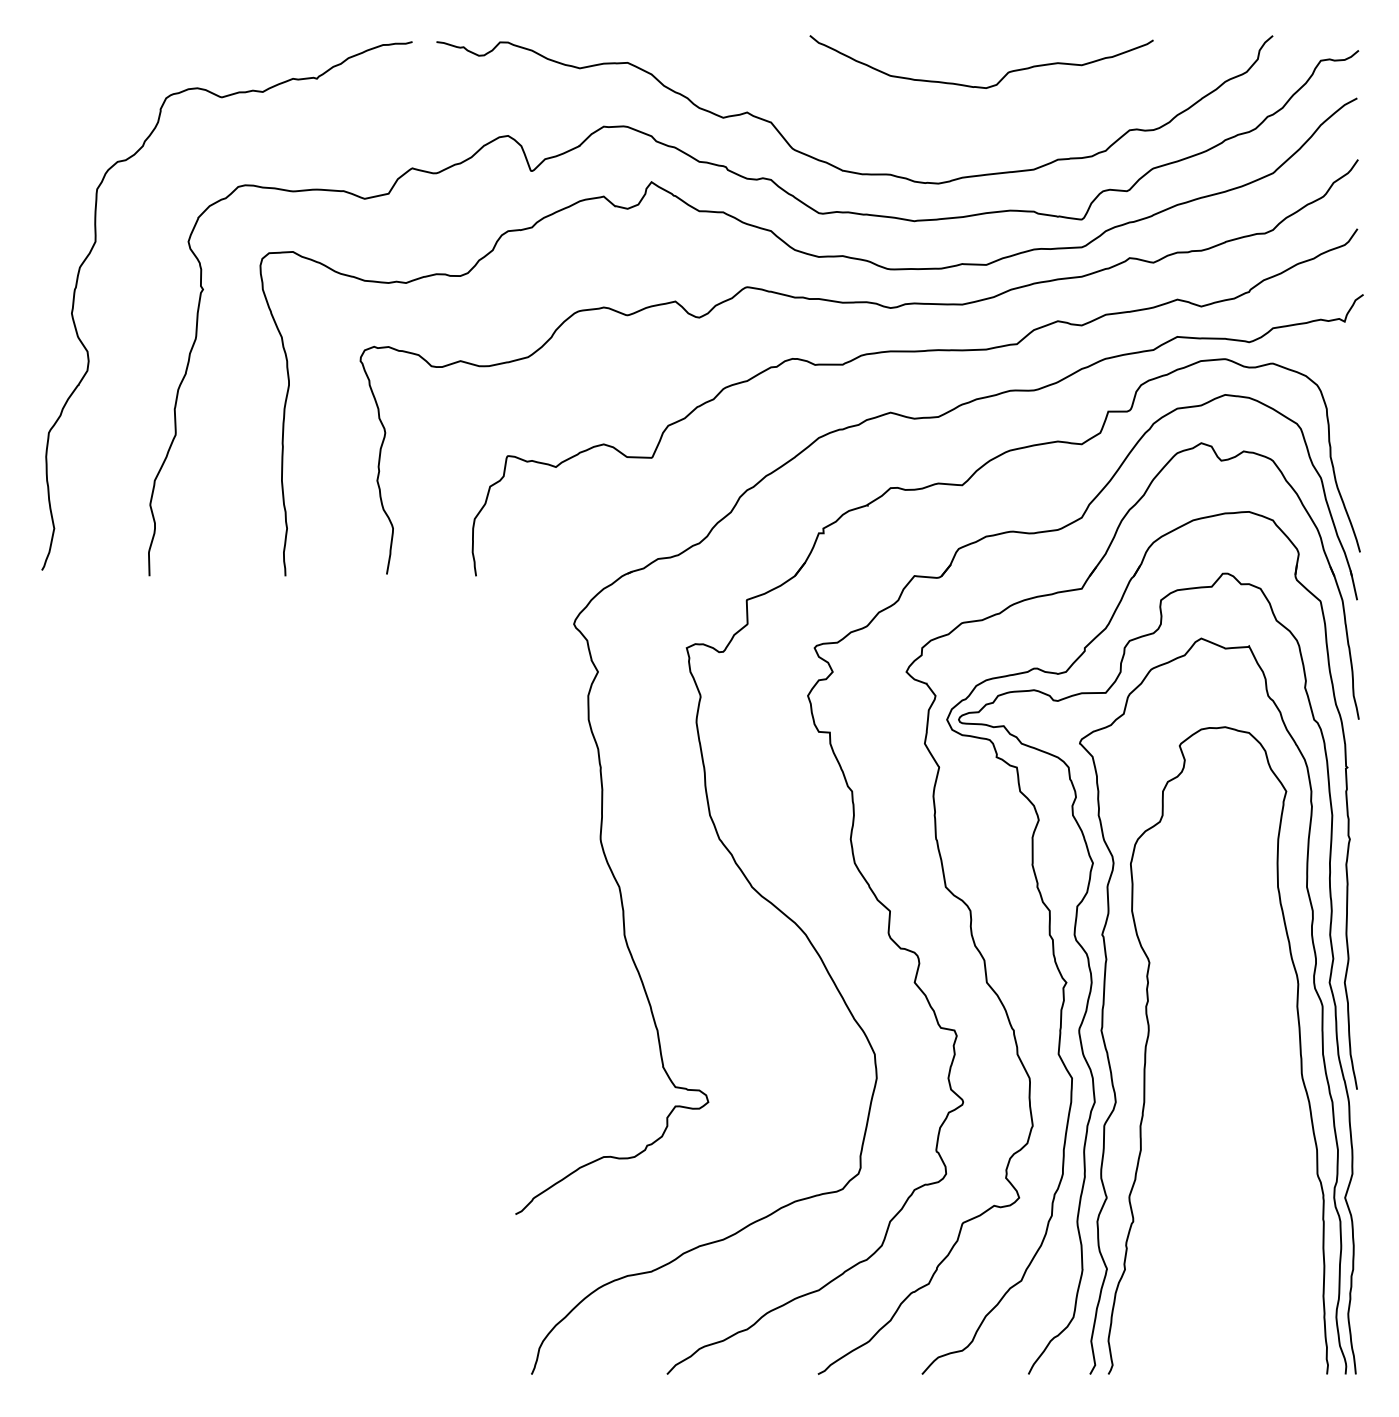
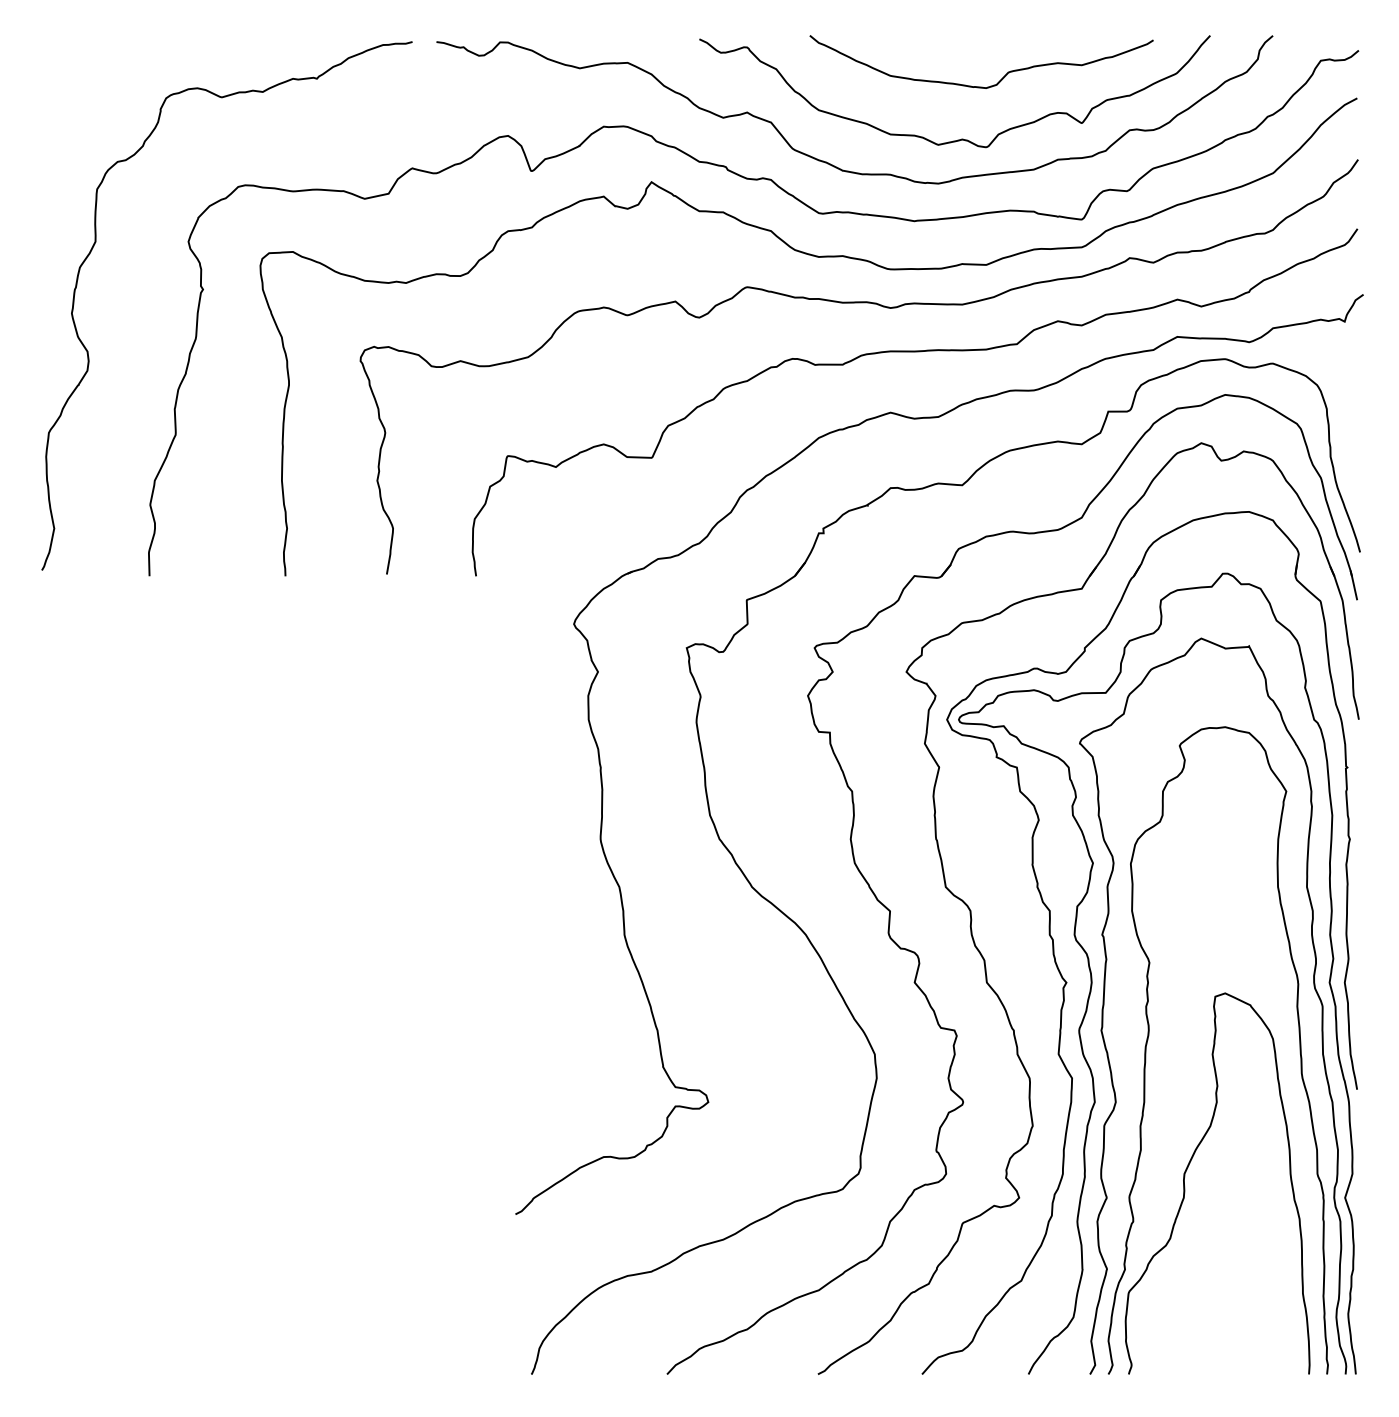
curve: none -> present (961, 138)
curve: none -> present (1185, 1186)
